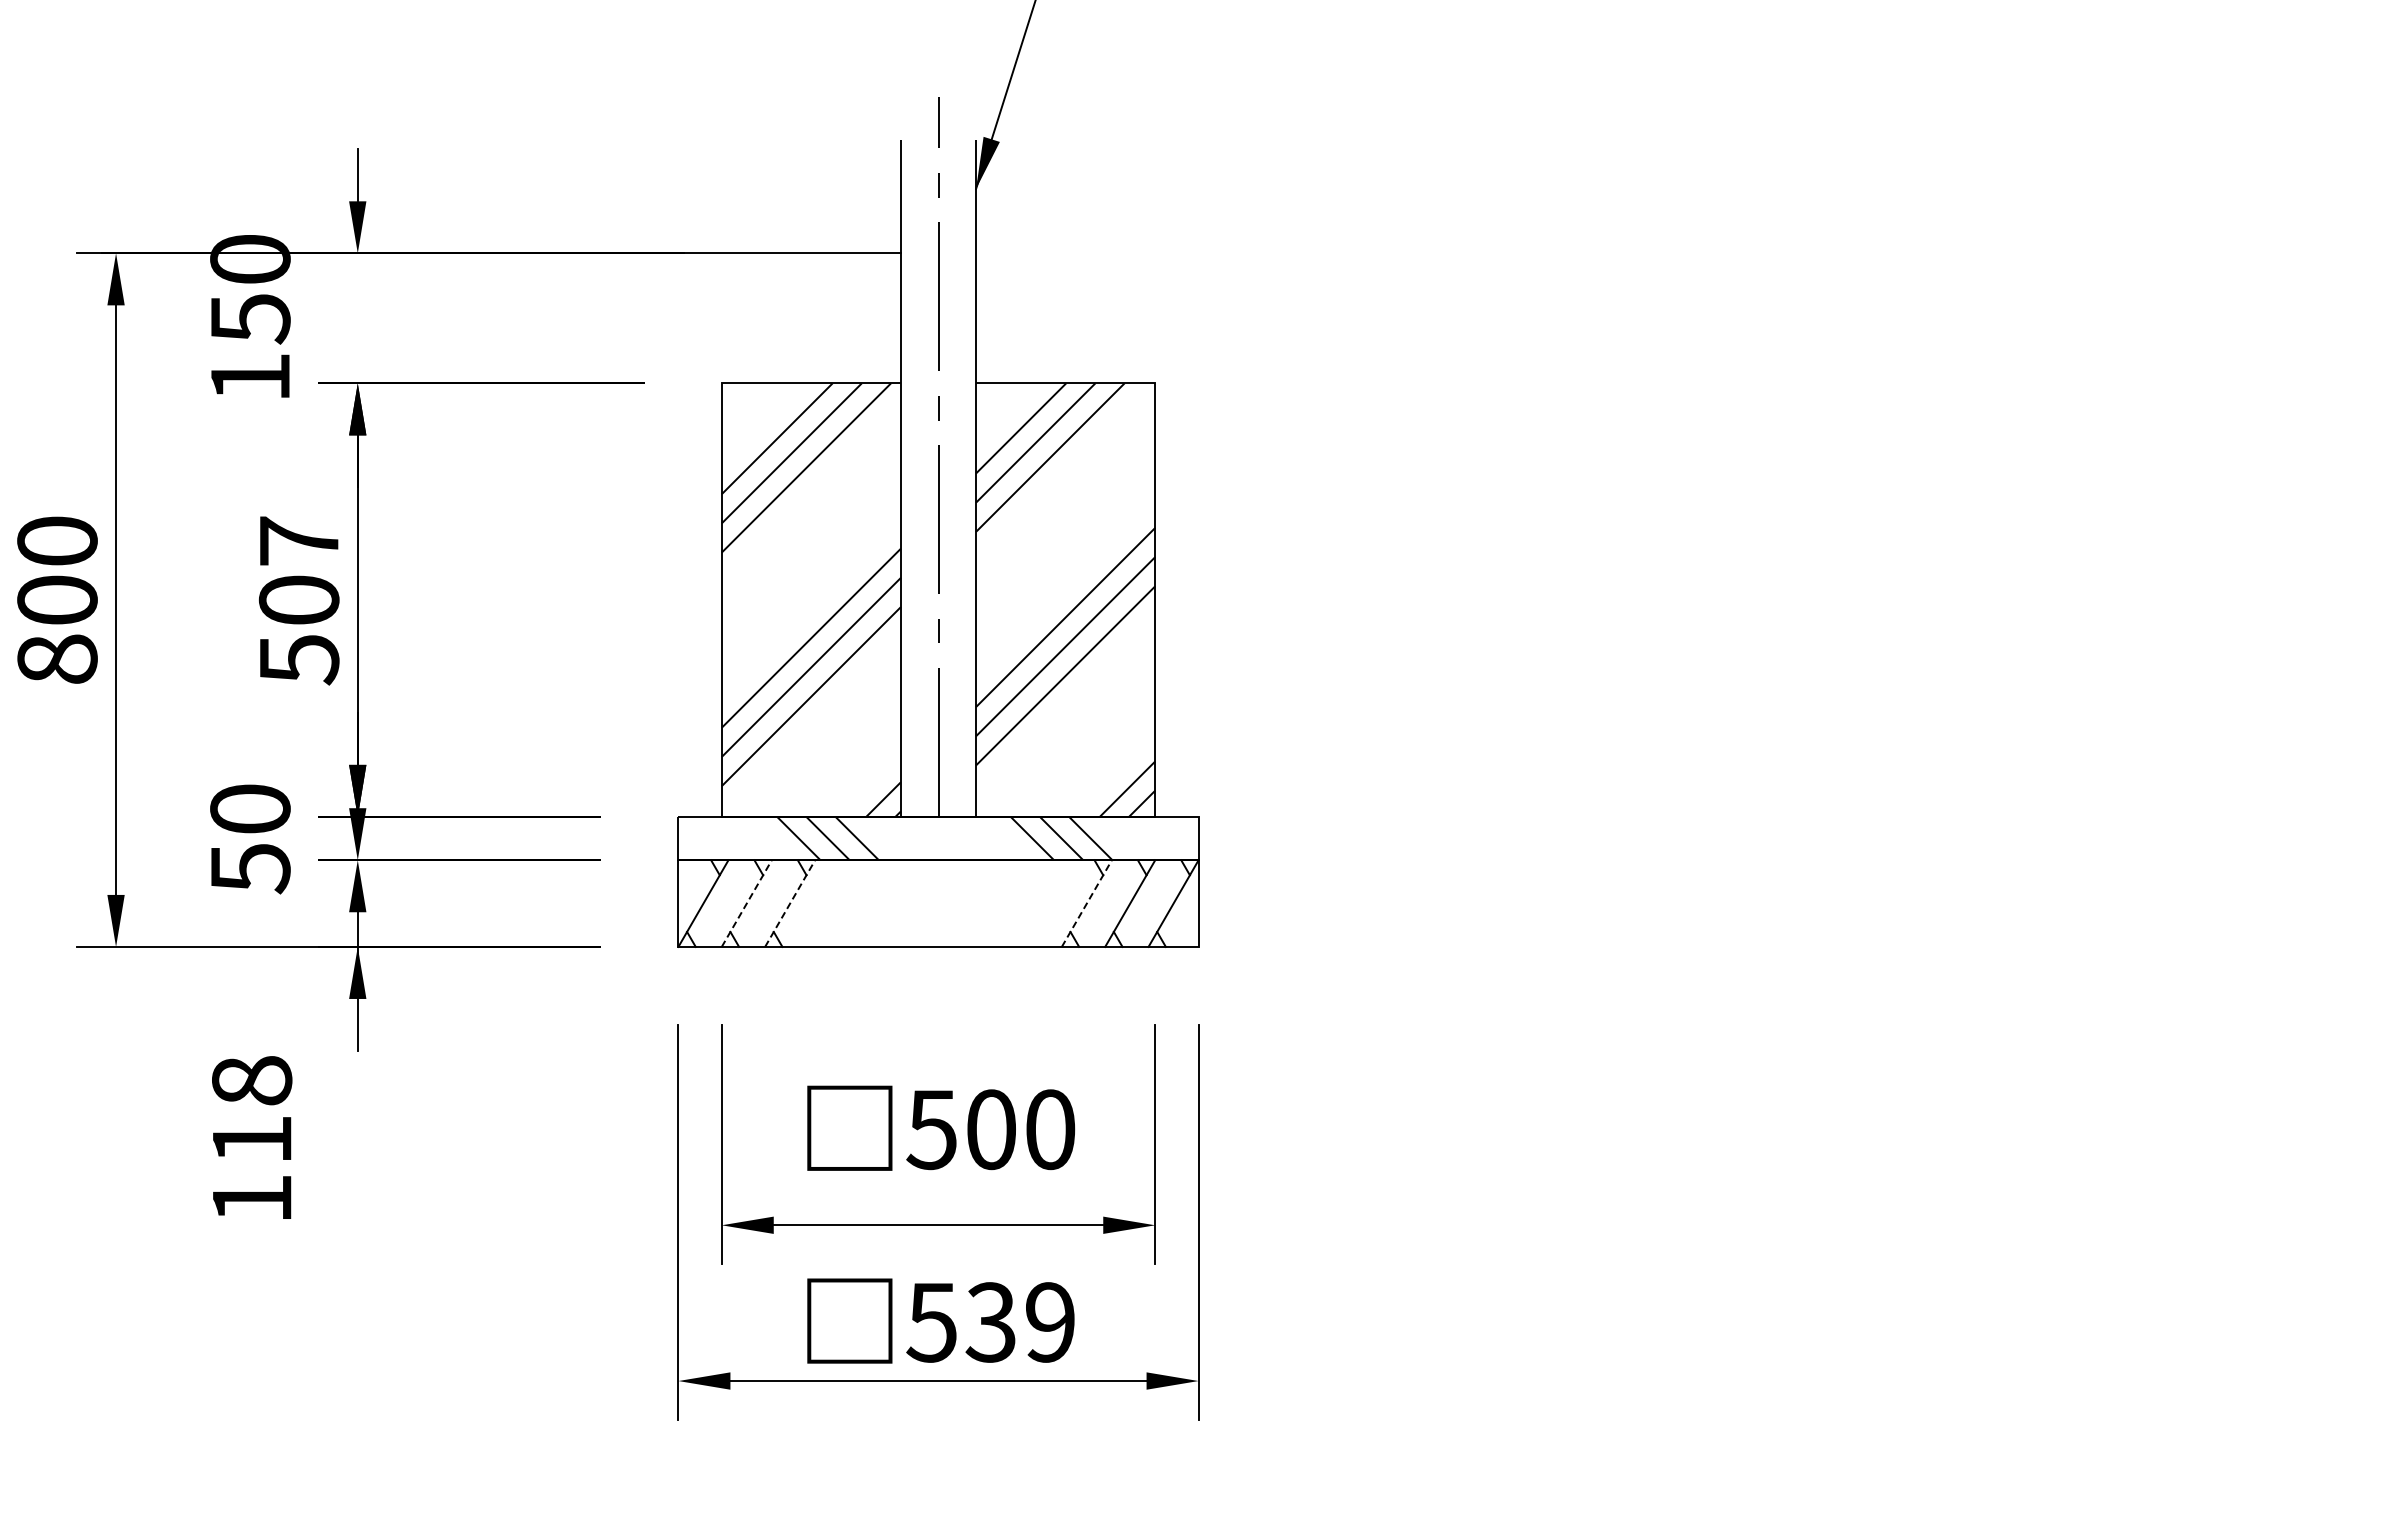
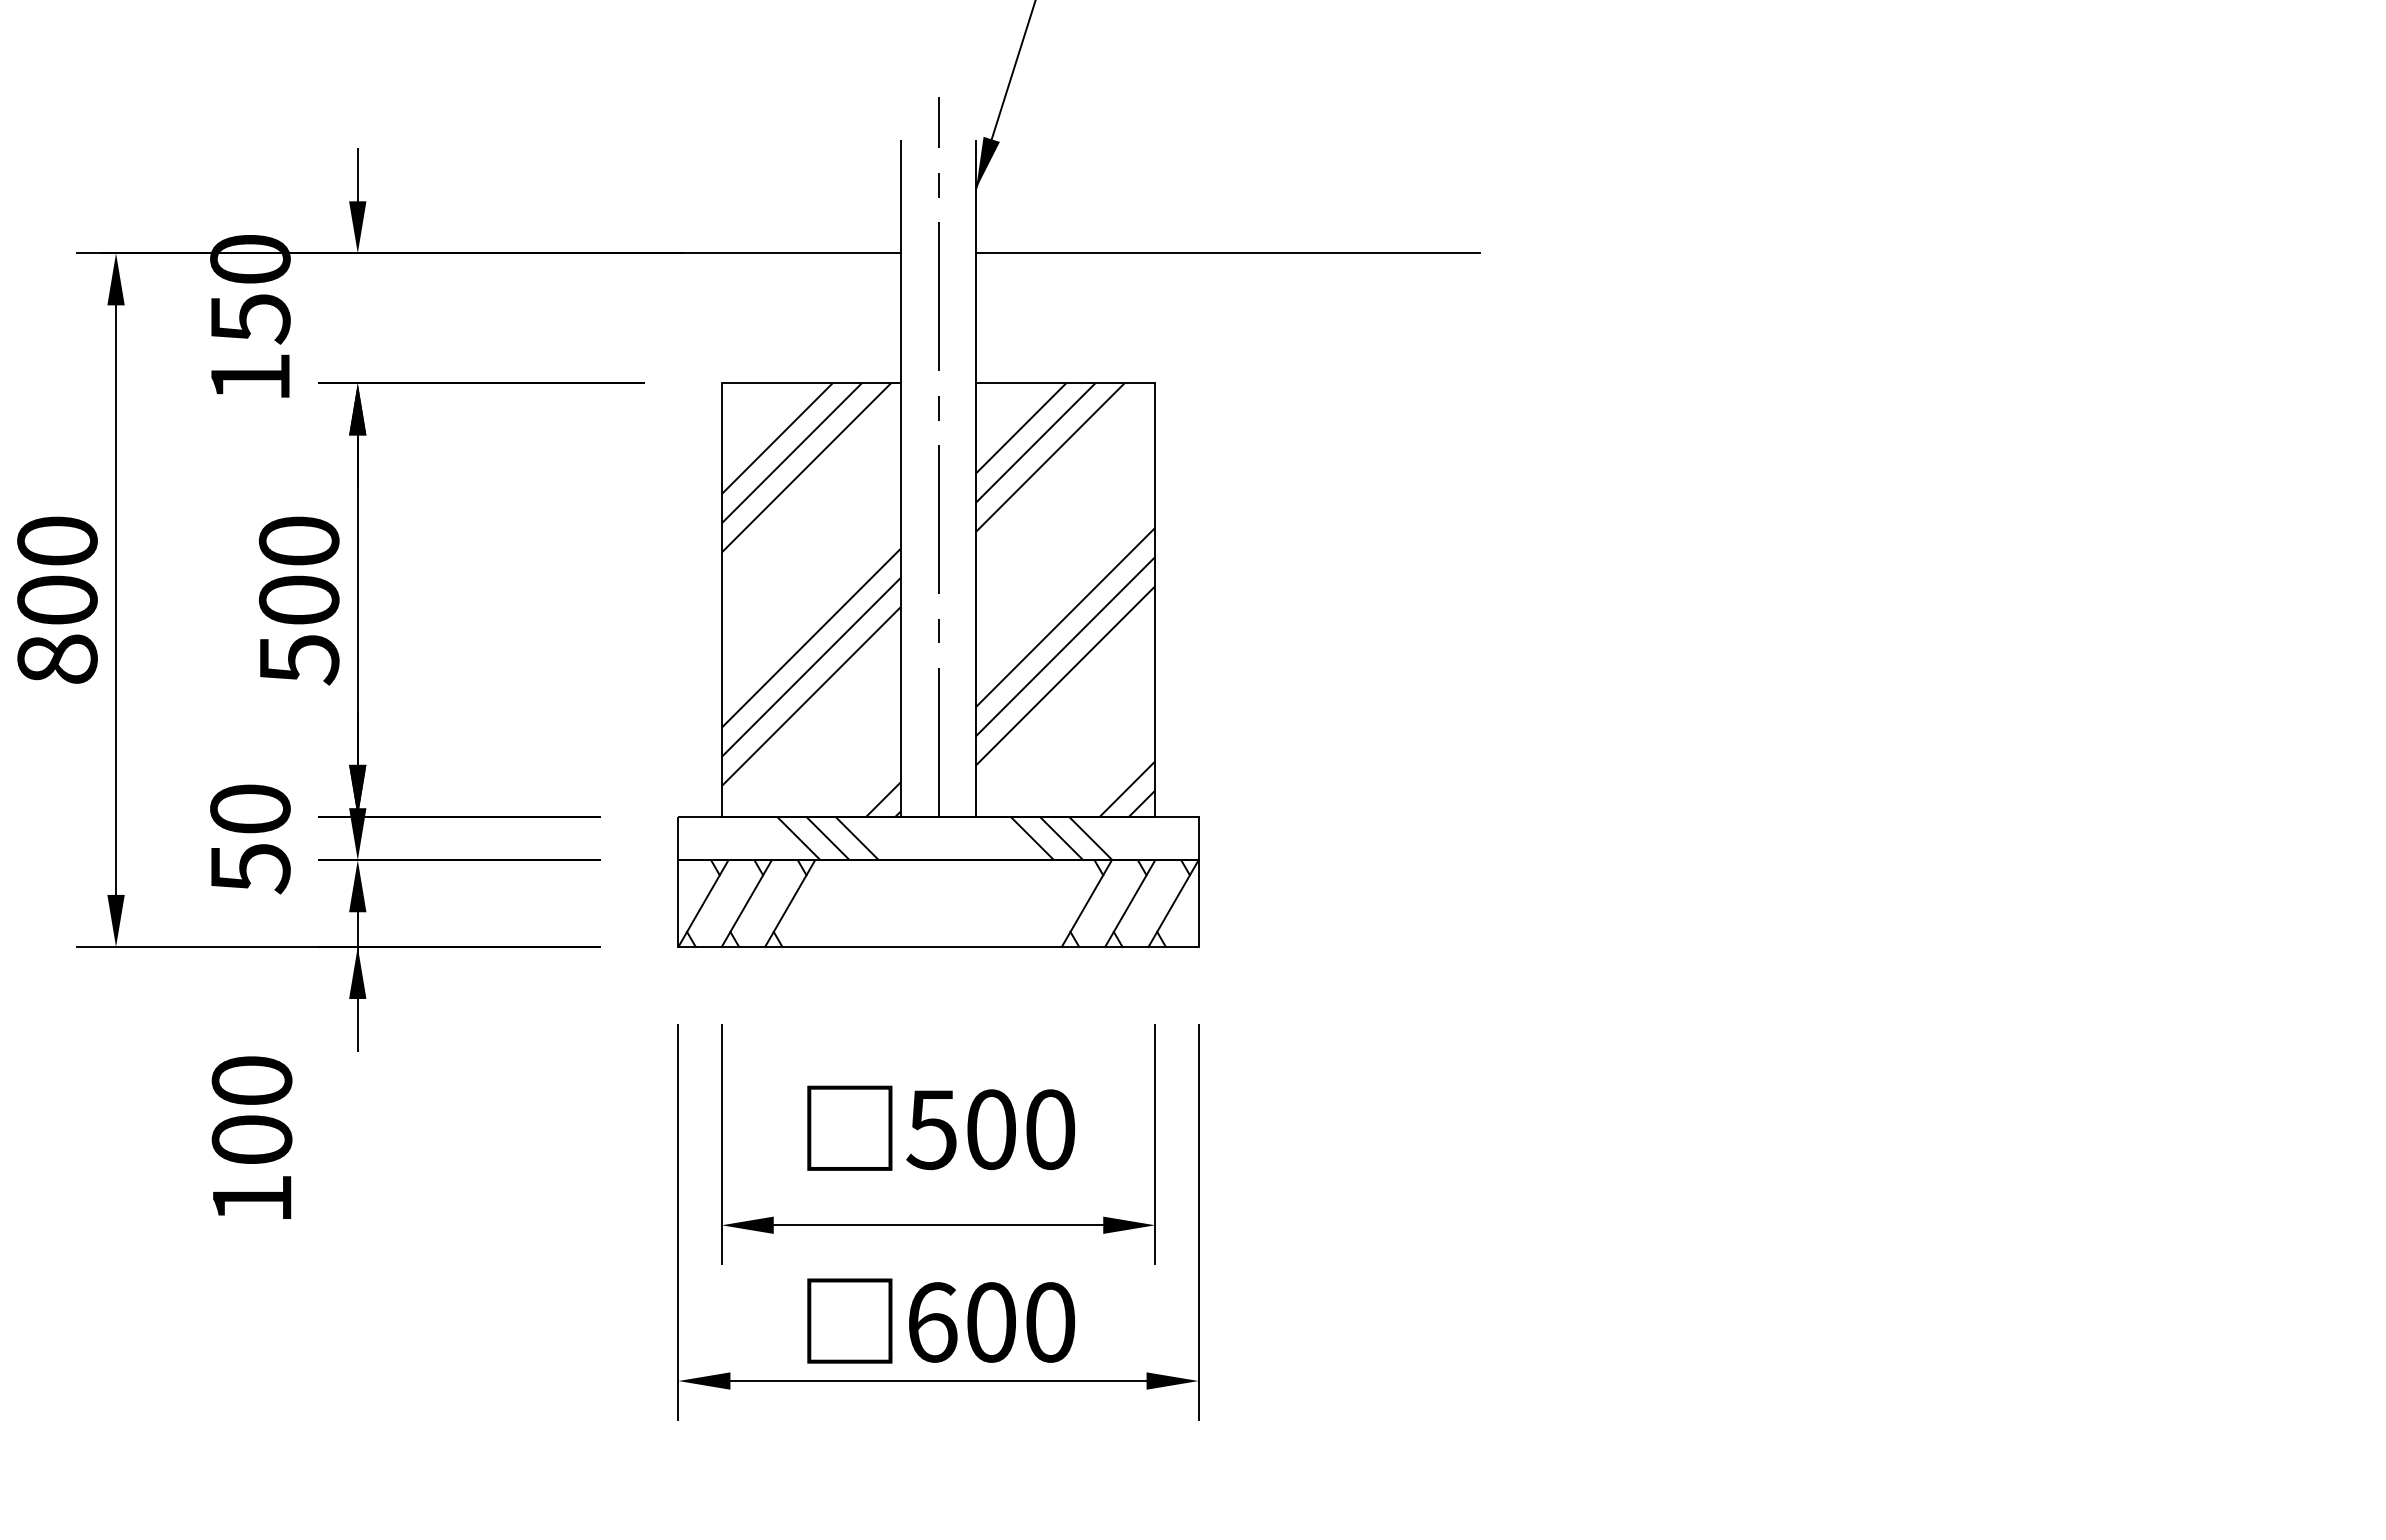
line: none -> present (1227, 253)
text: 507 -> 500 (298, 540)
line: dashed -> solid (747, 903)
line: dashed -> solid (790, 903)
line: dashed -> solid (1087, 903)
text: 118 -> 100 (251, 1109)
text: 539 -> 600 (990, 1322)
